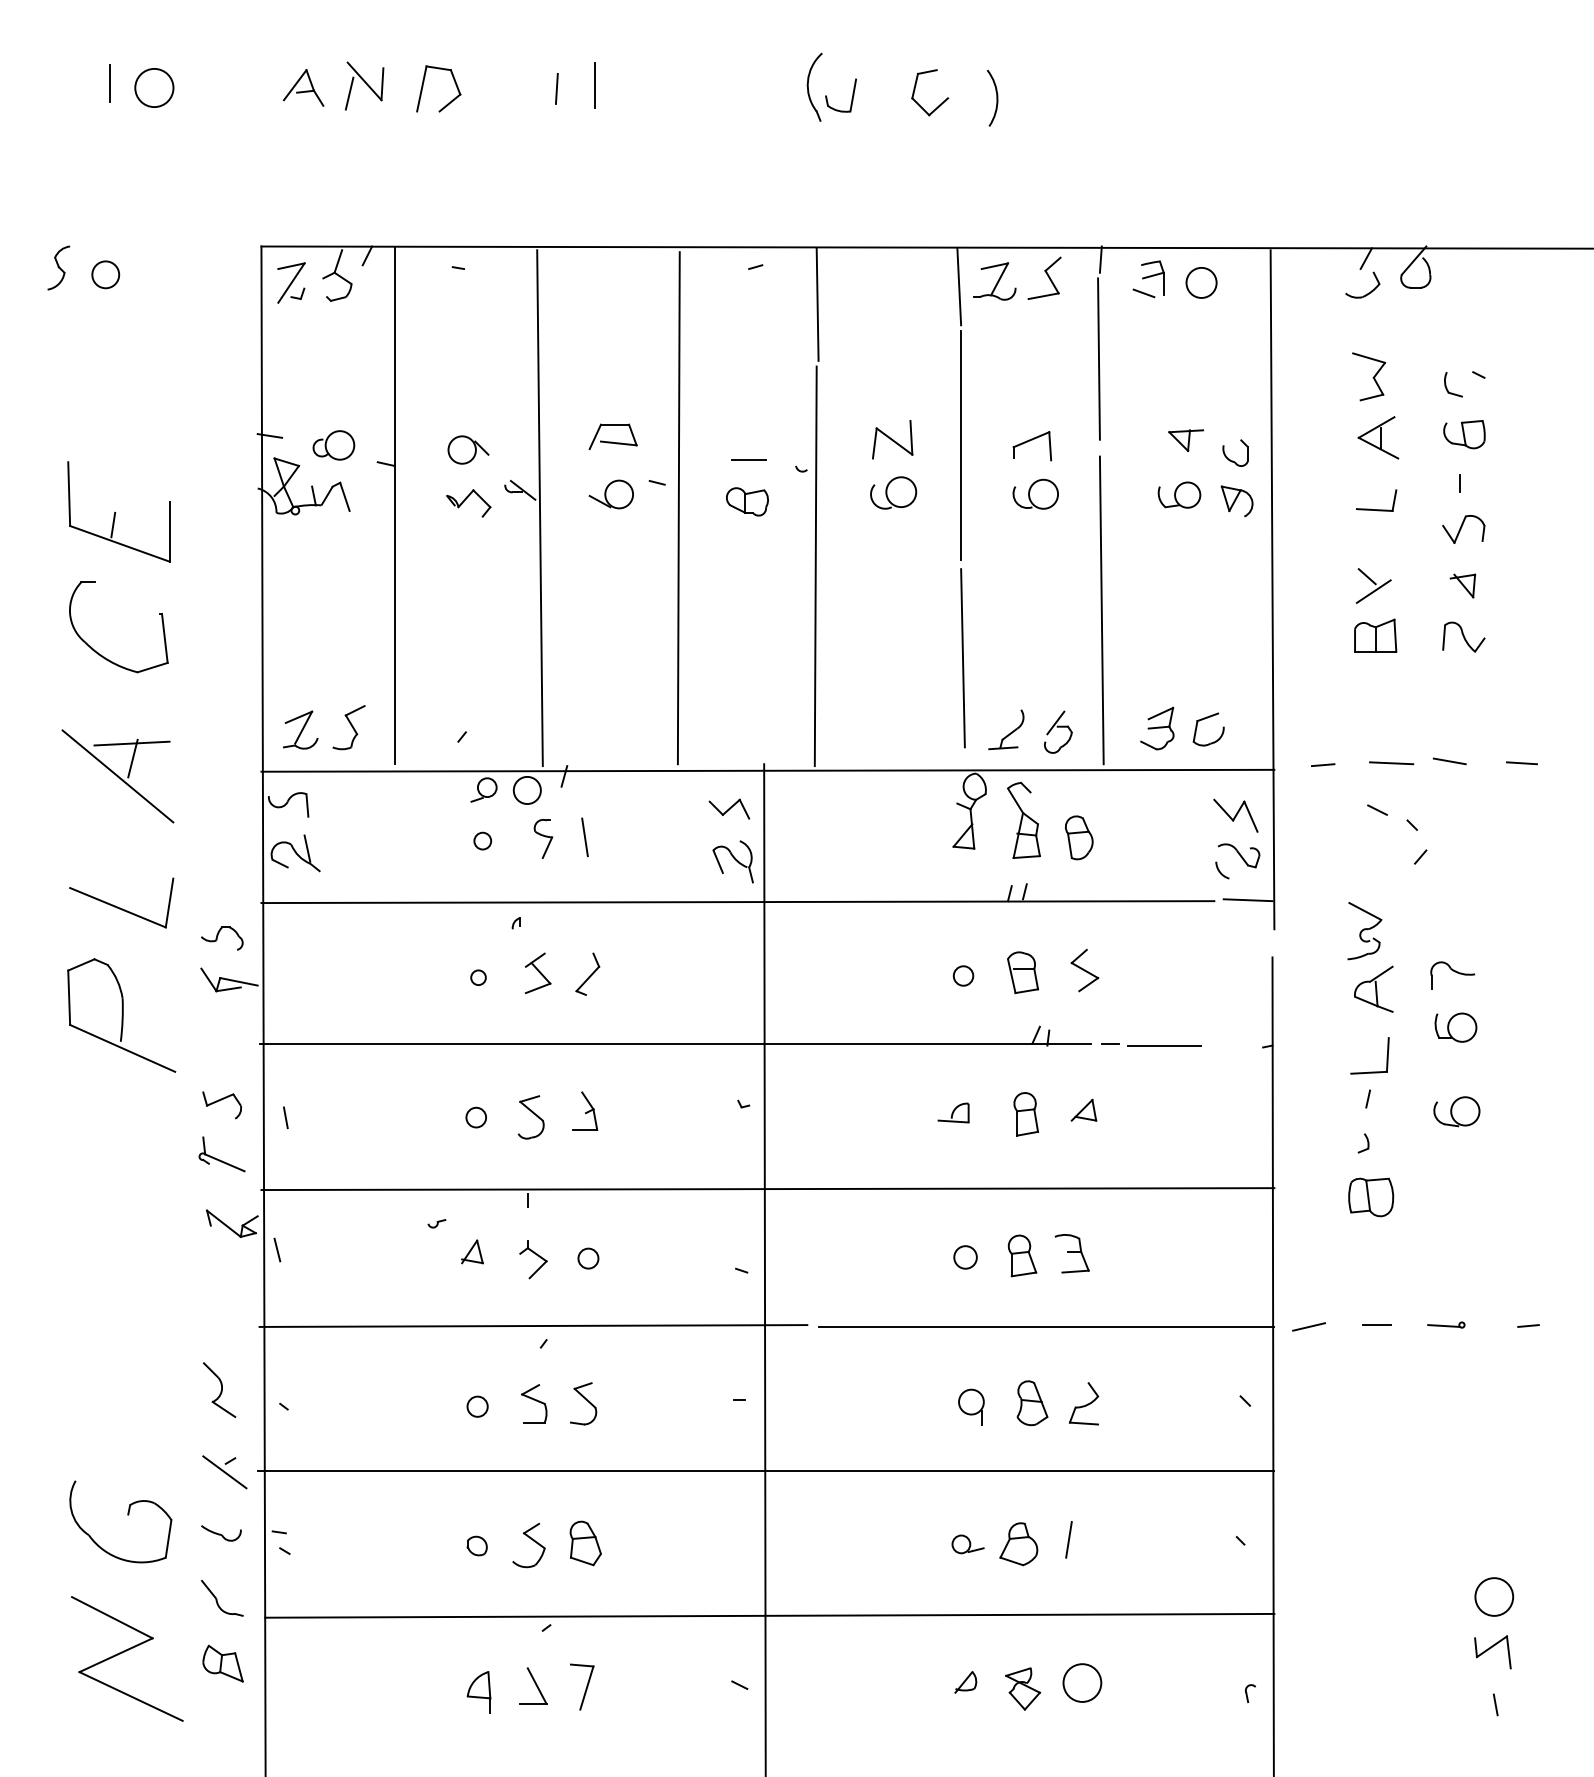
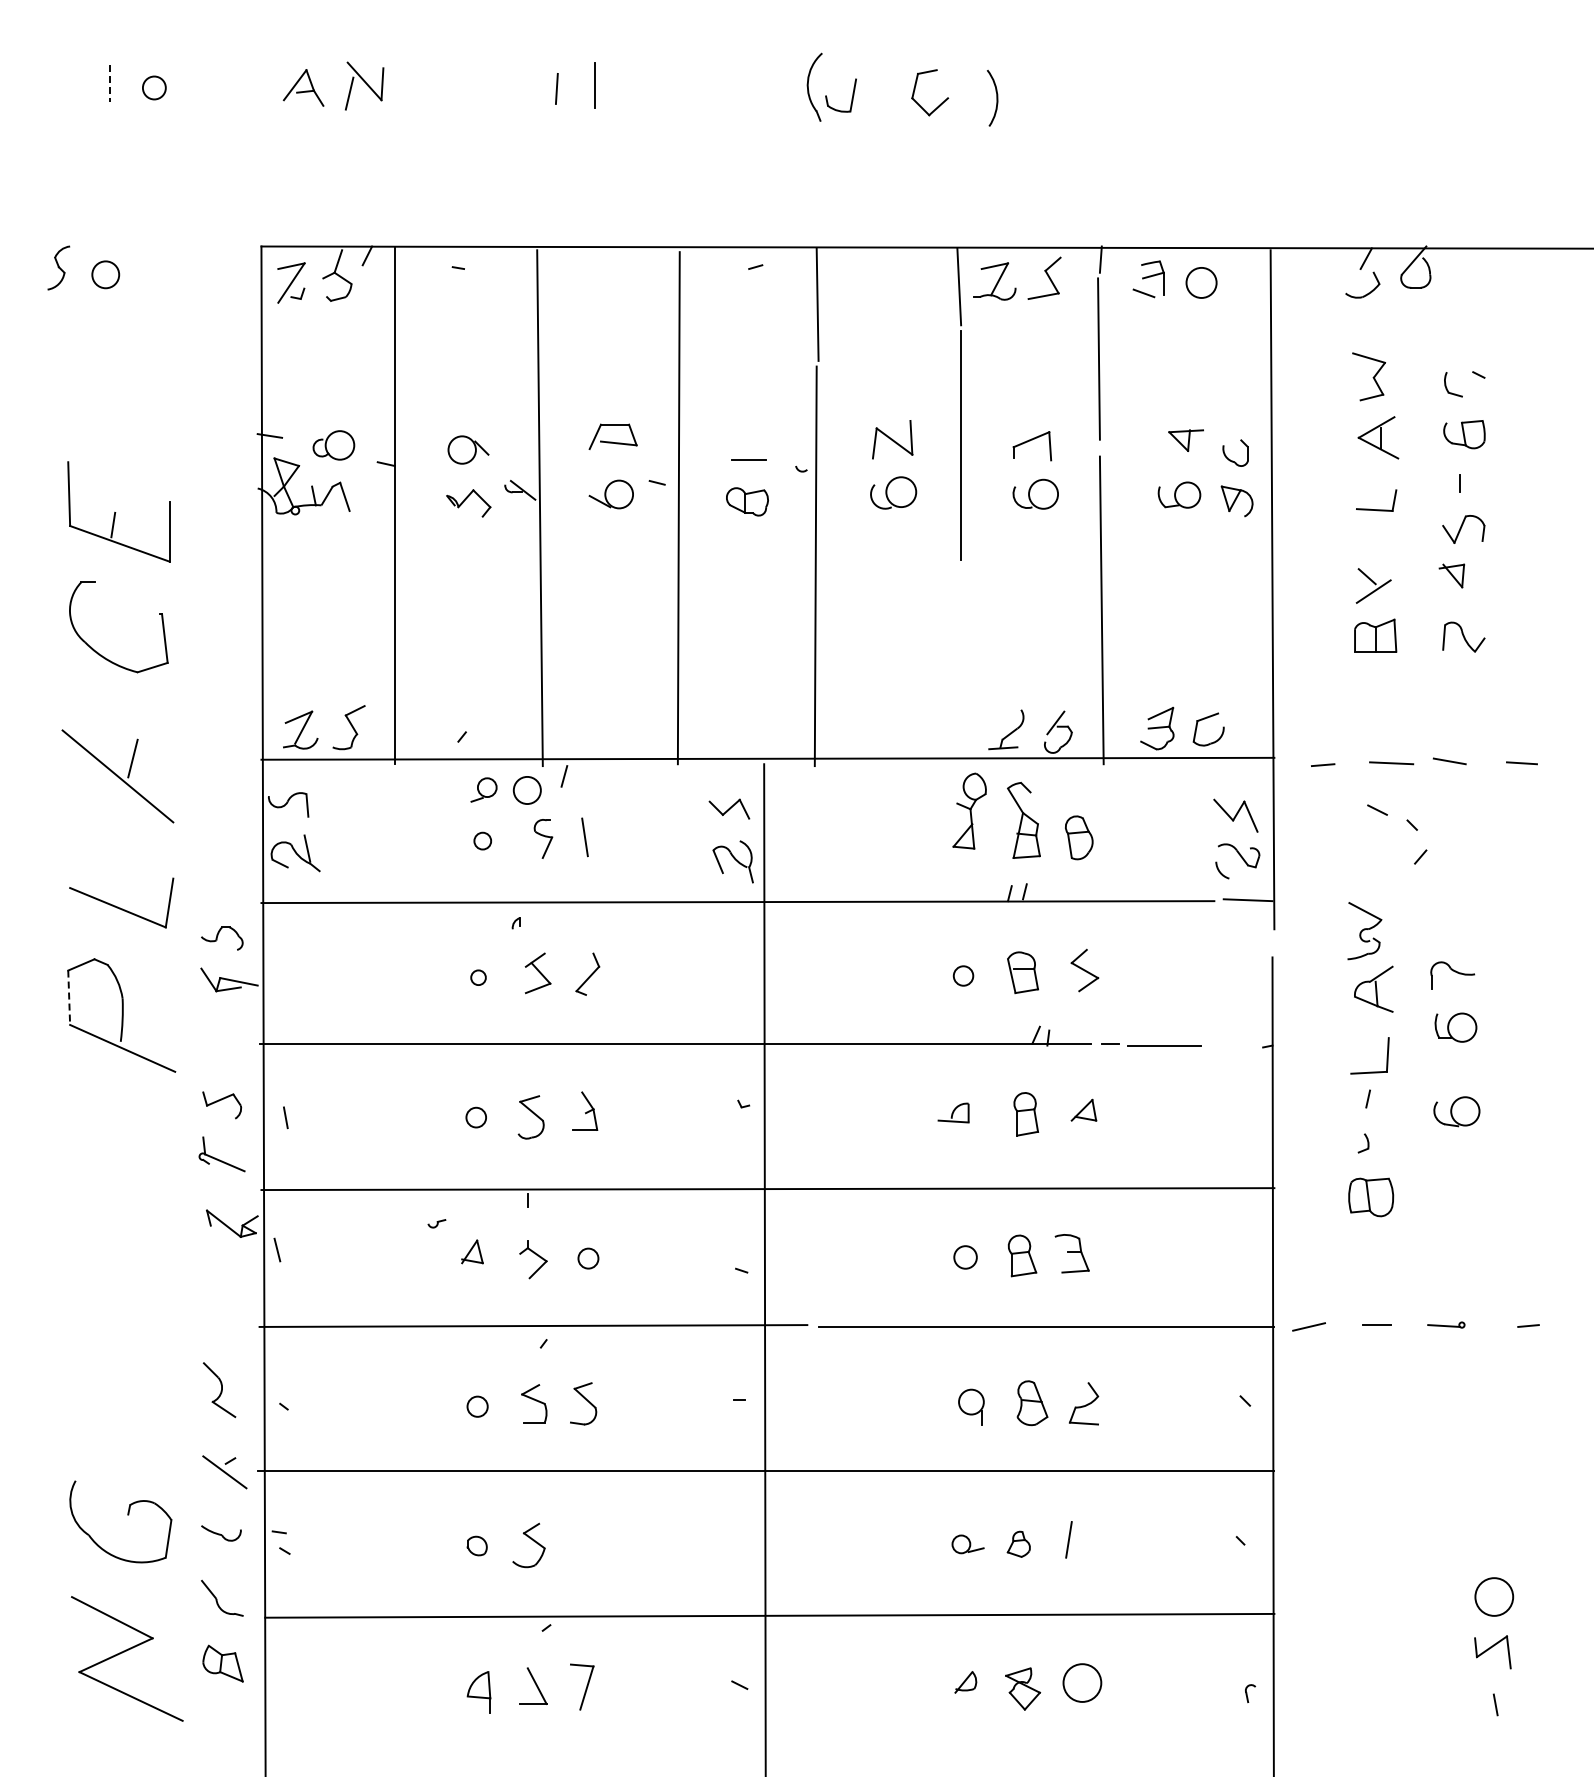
line: solid -> dashed (109, 83)
circle diameter: 38 px -> 23 px (153, 87)
part: present -> none (423, 87)
part position: (1462, 585) -> (1451, 575) (1451, 575)
line: present -> none (962, 658)
line: present -> none (131, 743)
line position: (767, 770) -> (767, 758) (767, 758)
line: solid -> dashed (69, 998)
part: present -> none (585, 1543)
part size: 40x45 px -> 25x28 px (1018, 1543)
